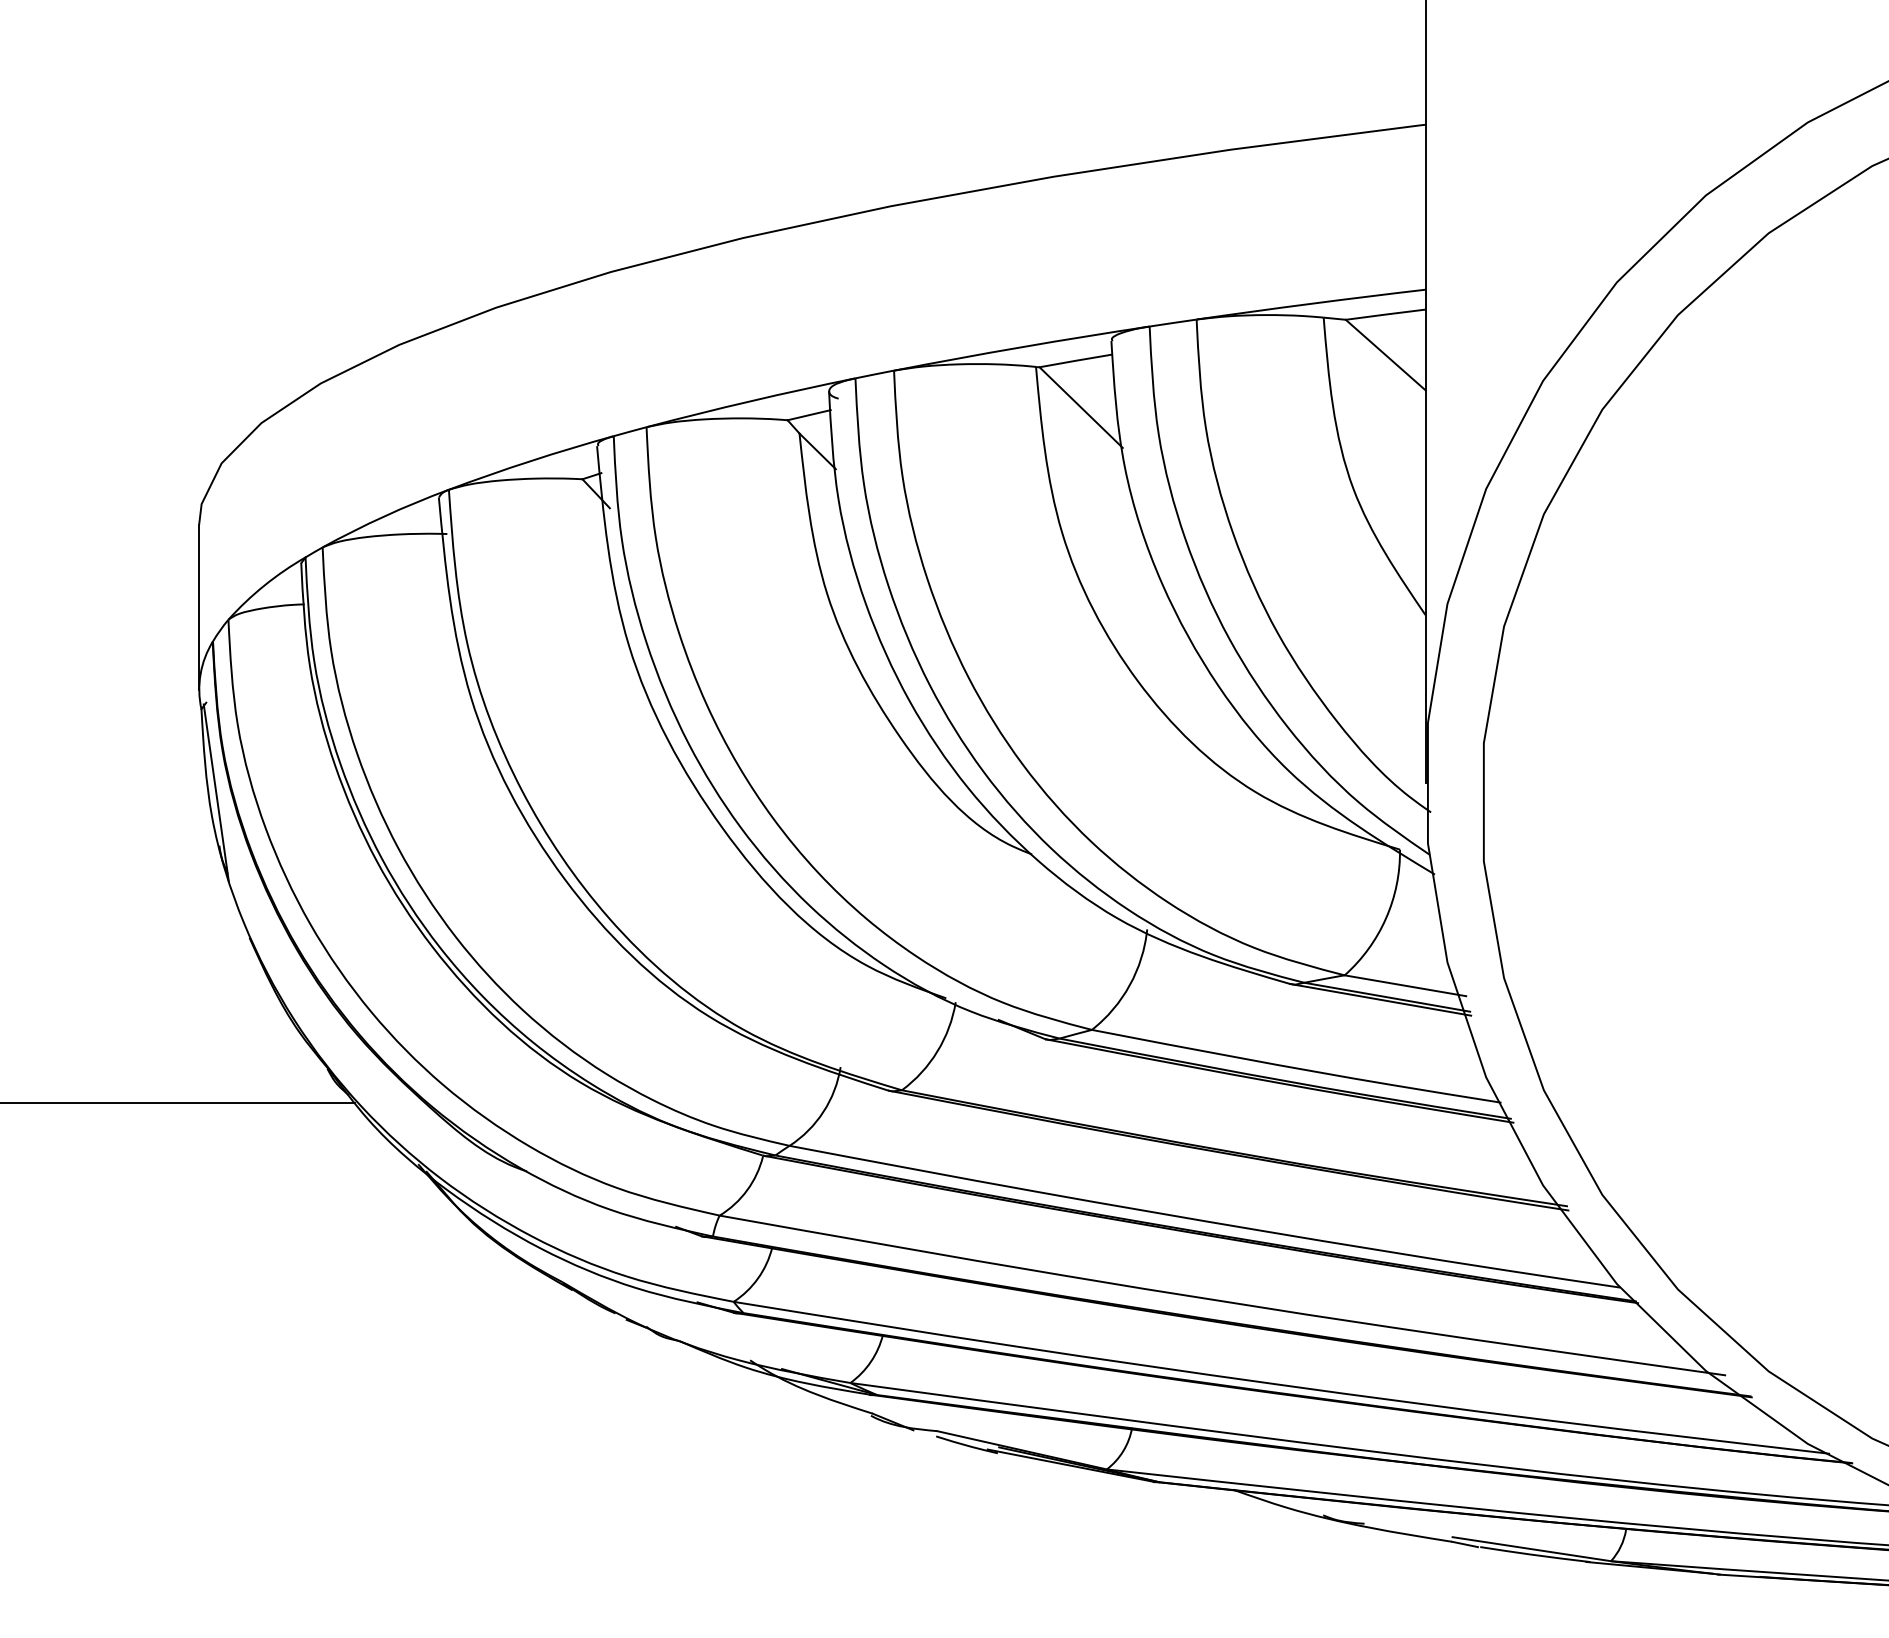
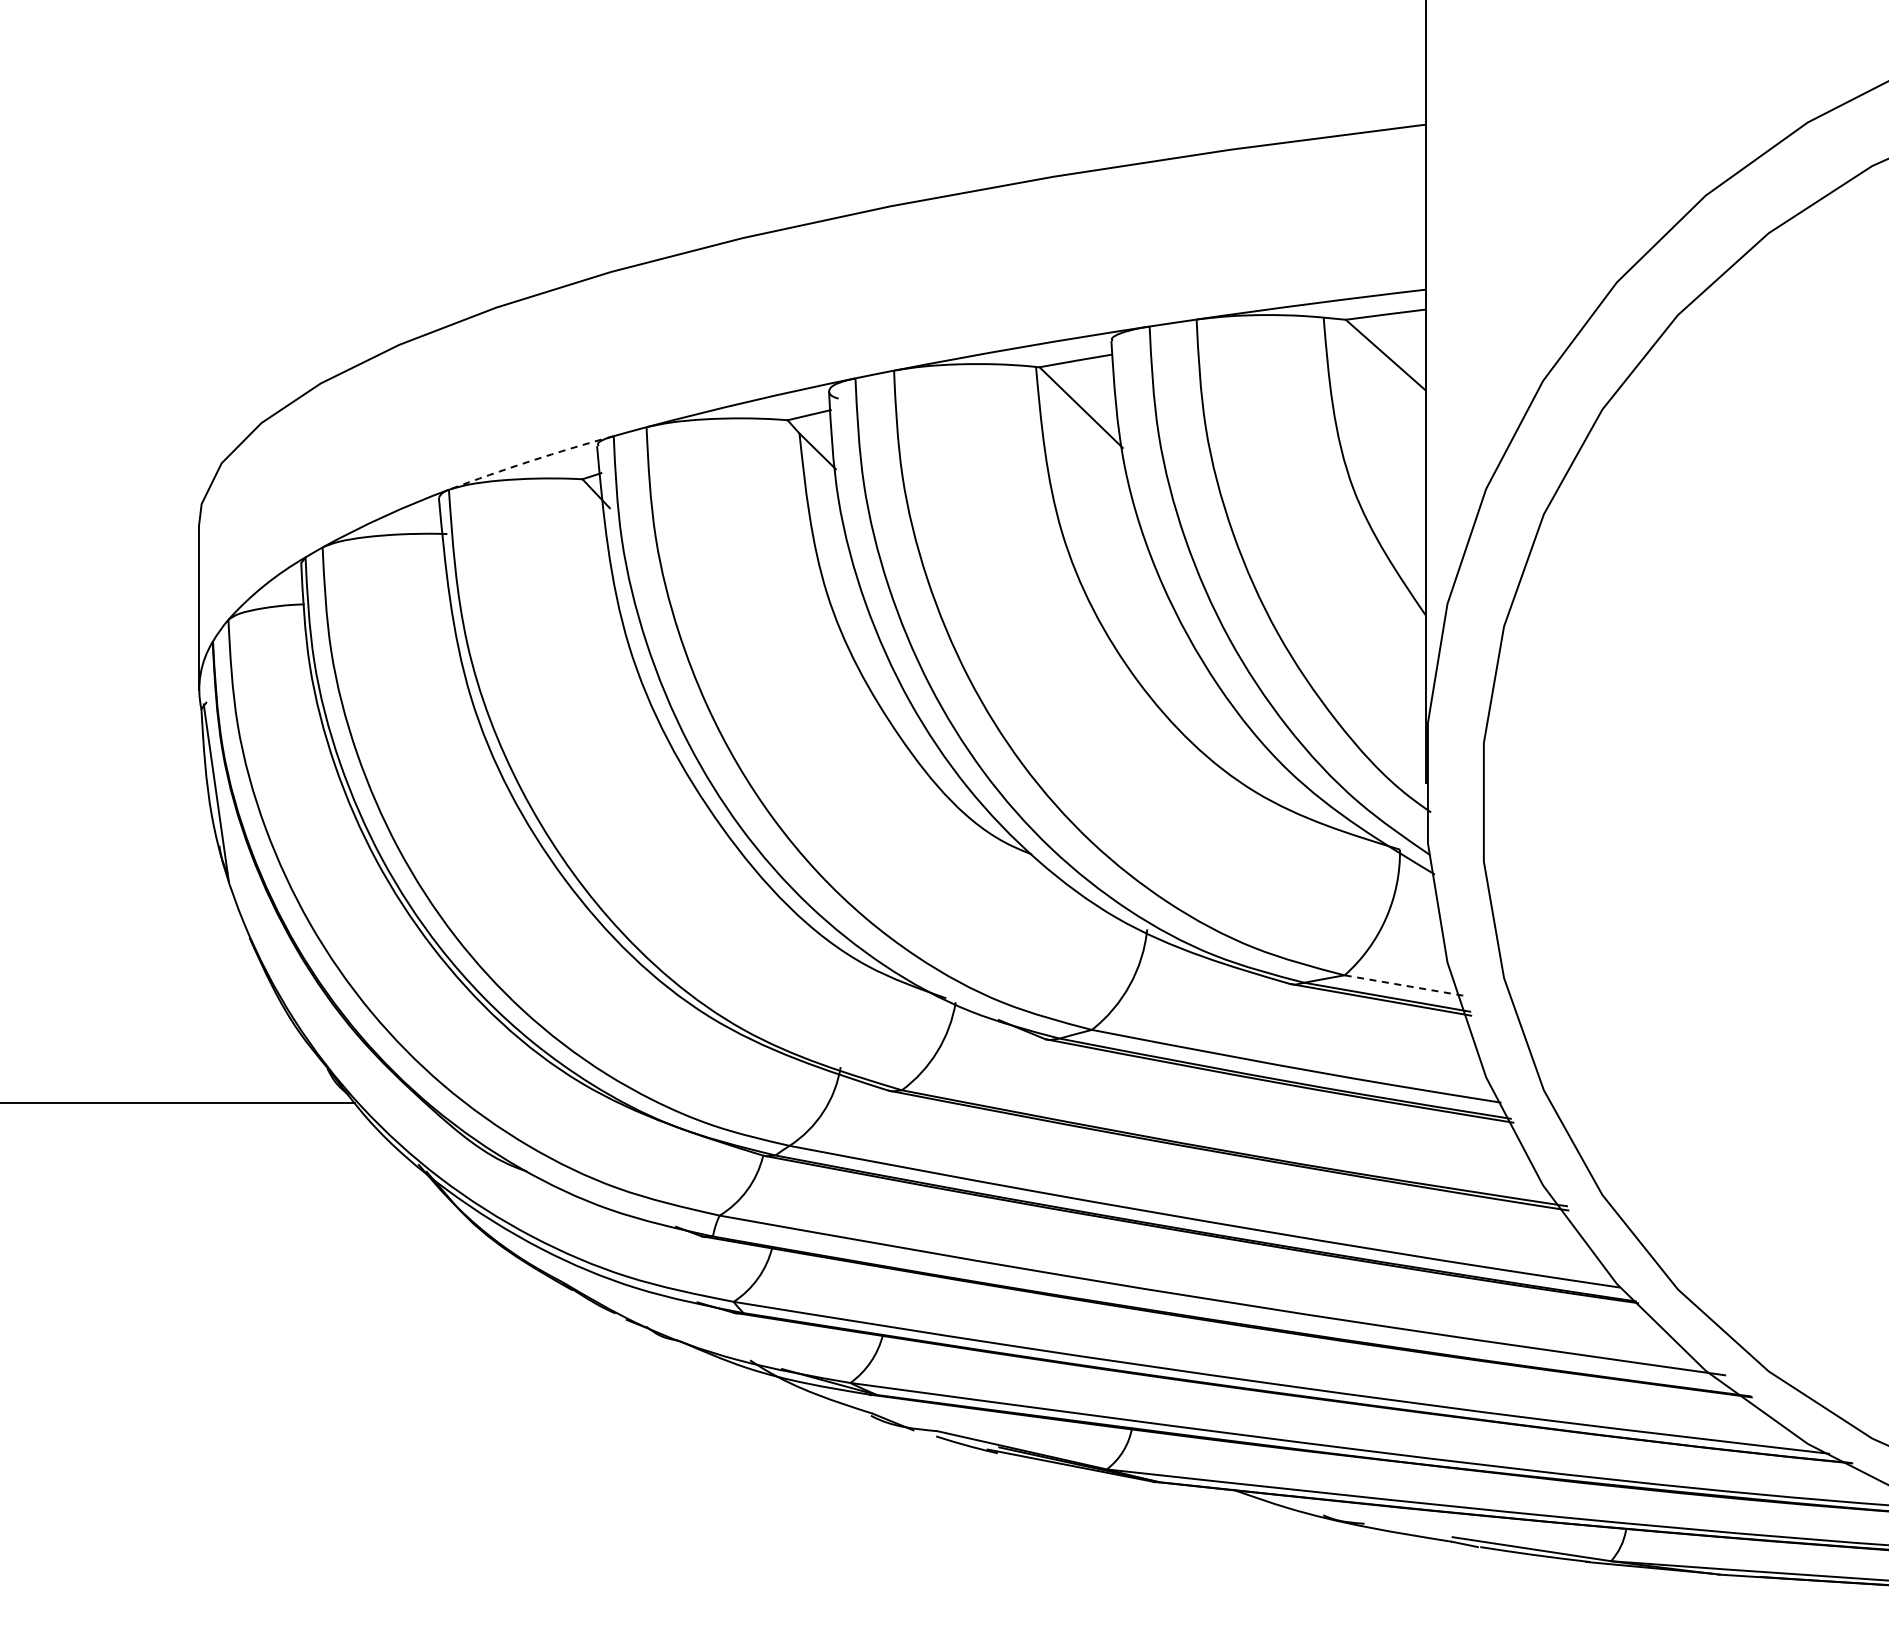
arc: solid -> dashed (530, 461)
line: solid -> dashed (1405, 985)
